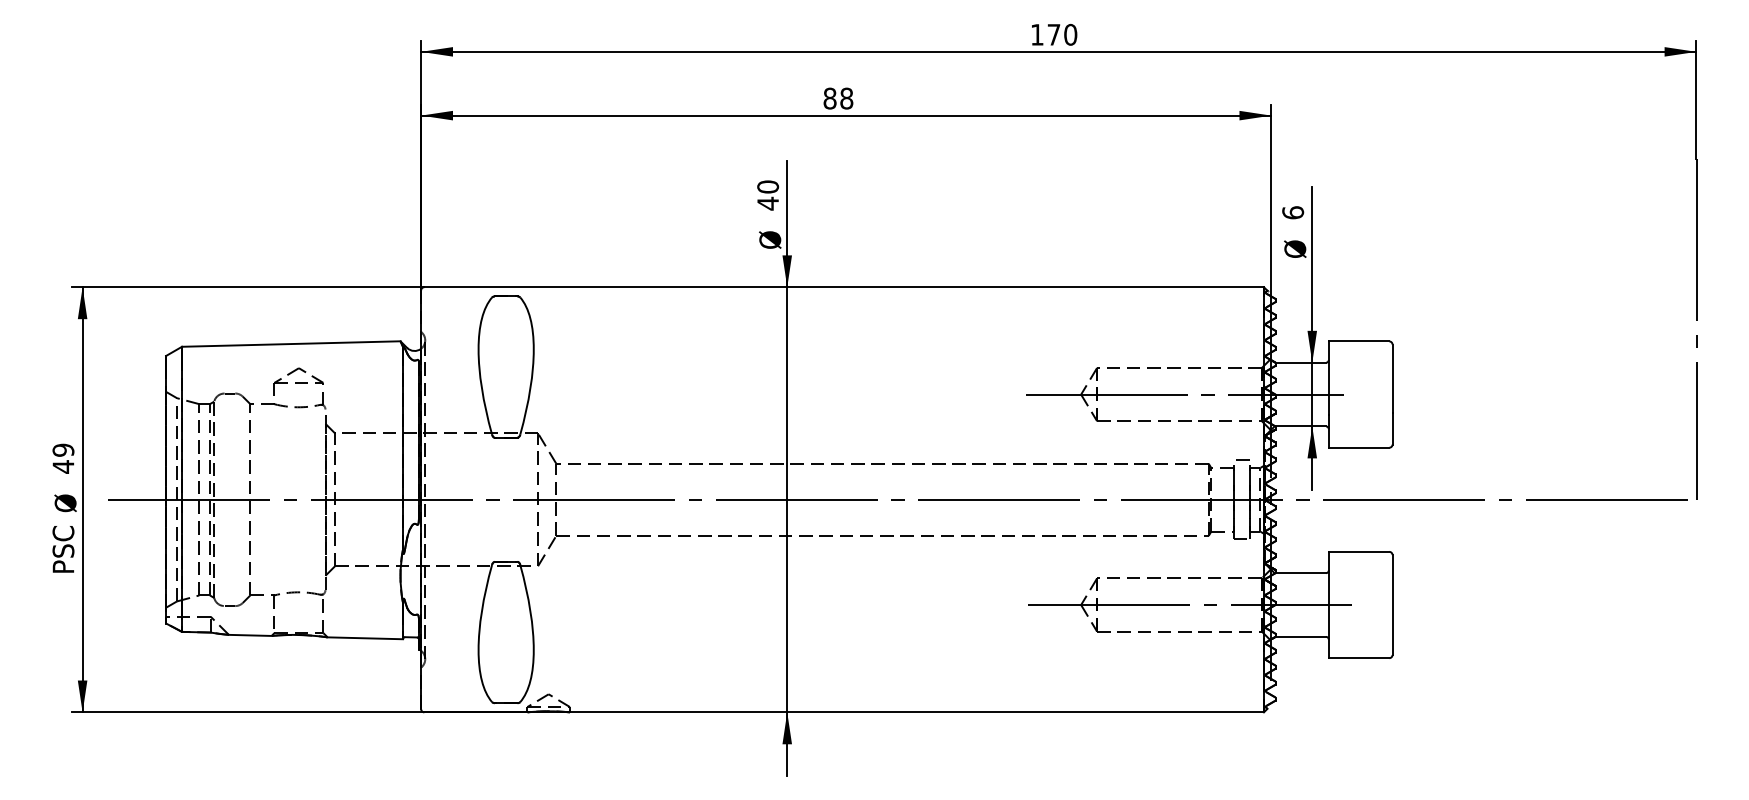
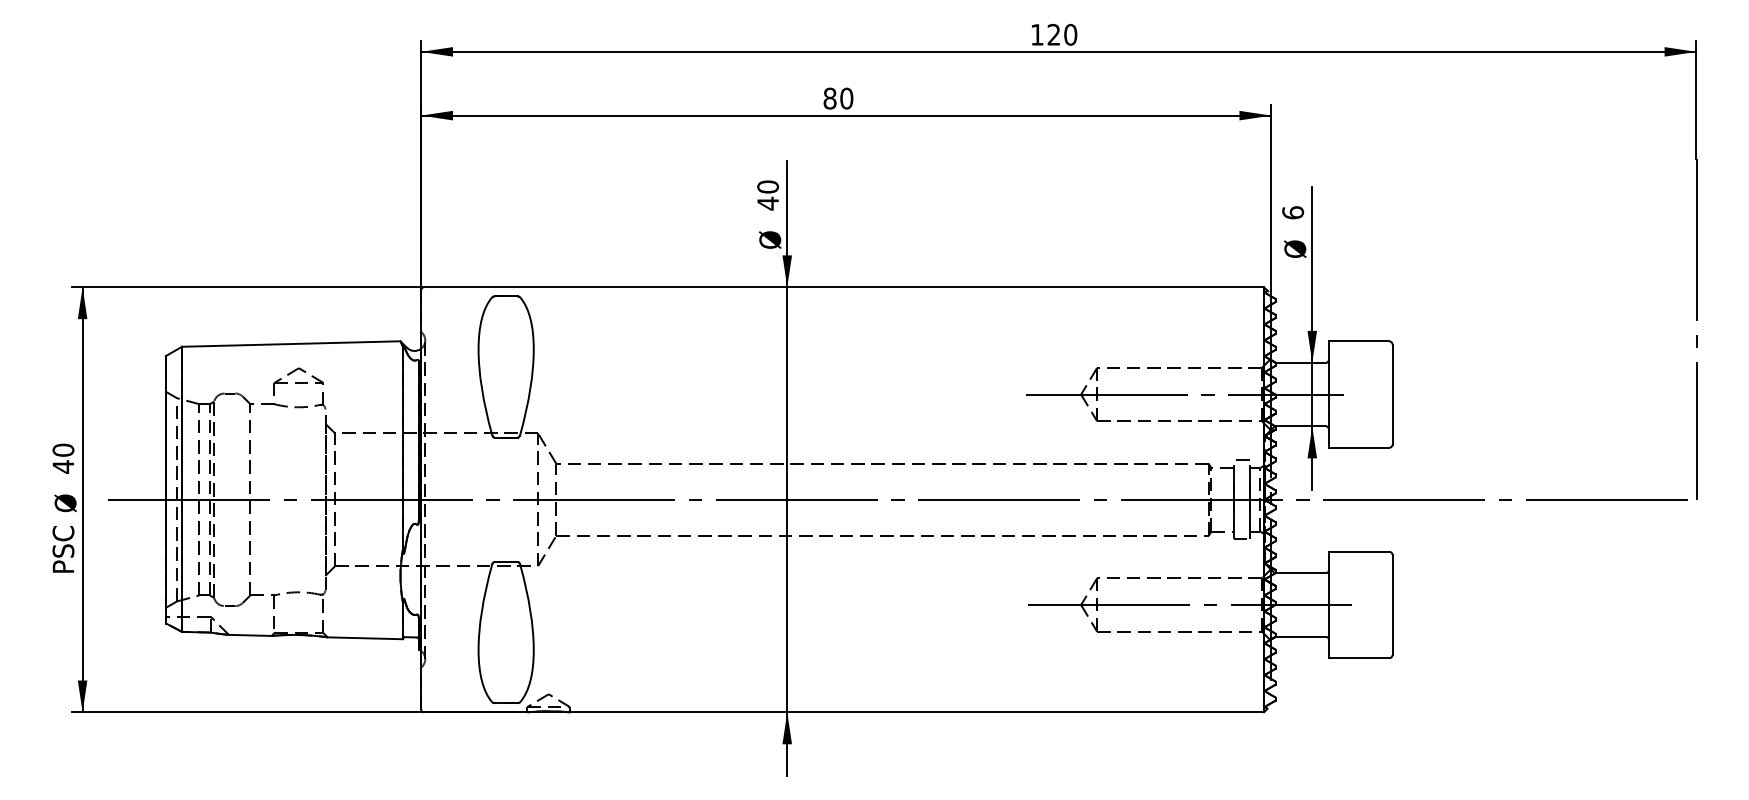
text: 170 -> 120 (1053, 34)
text: 88 -> 80 (846, 98)
text: 49 -> 40 (63, 449)
